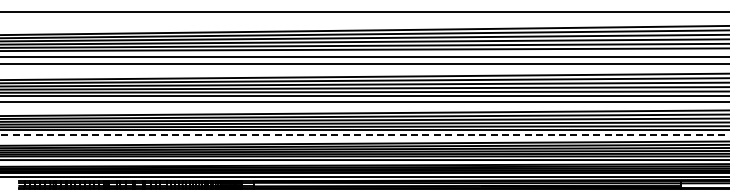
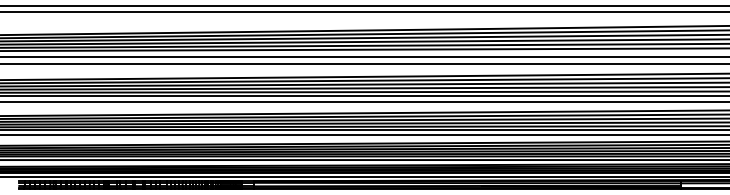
line: none -> present (364, 6)
line: dashed -> solid (364, 134)
